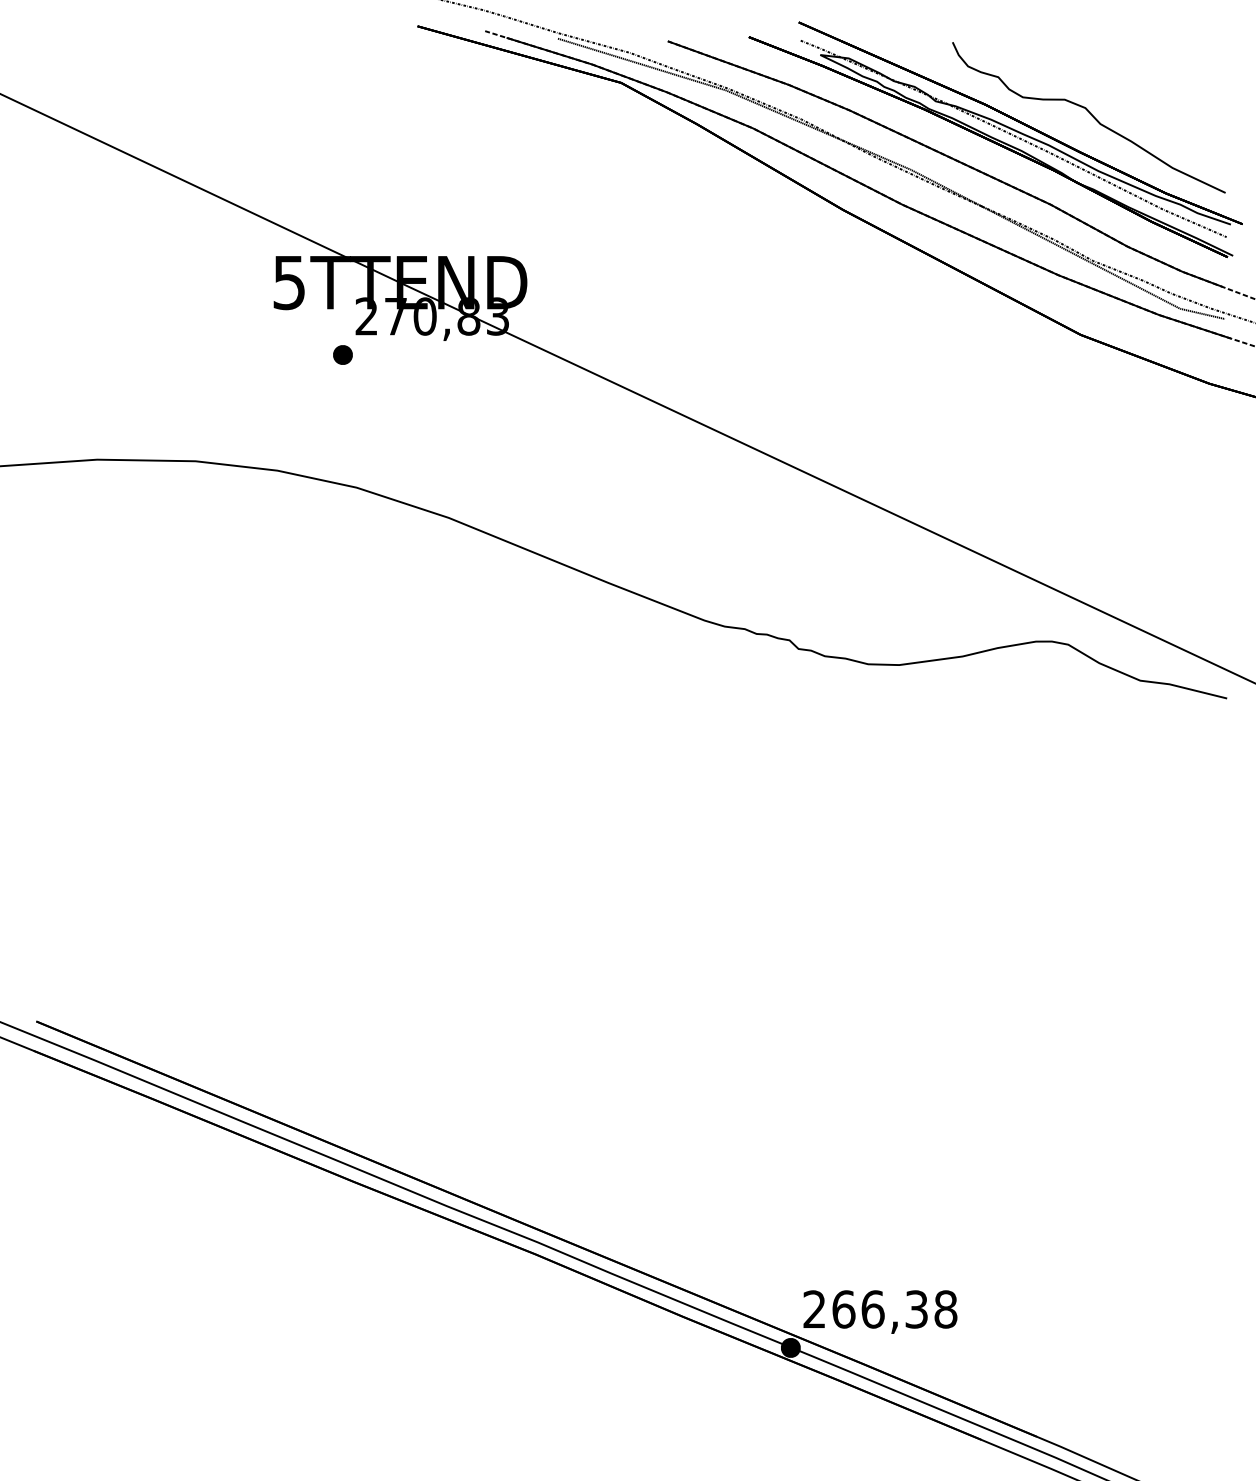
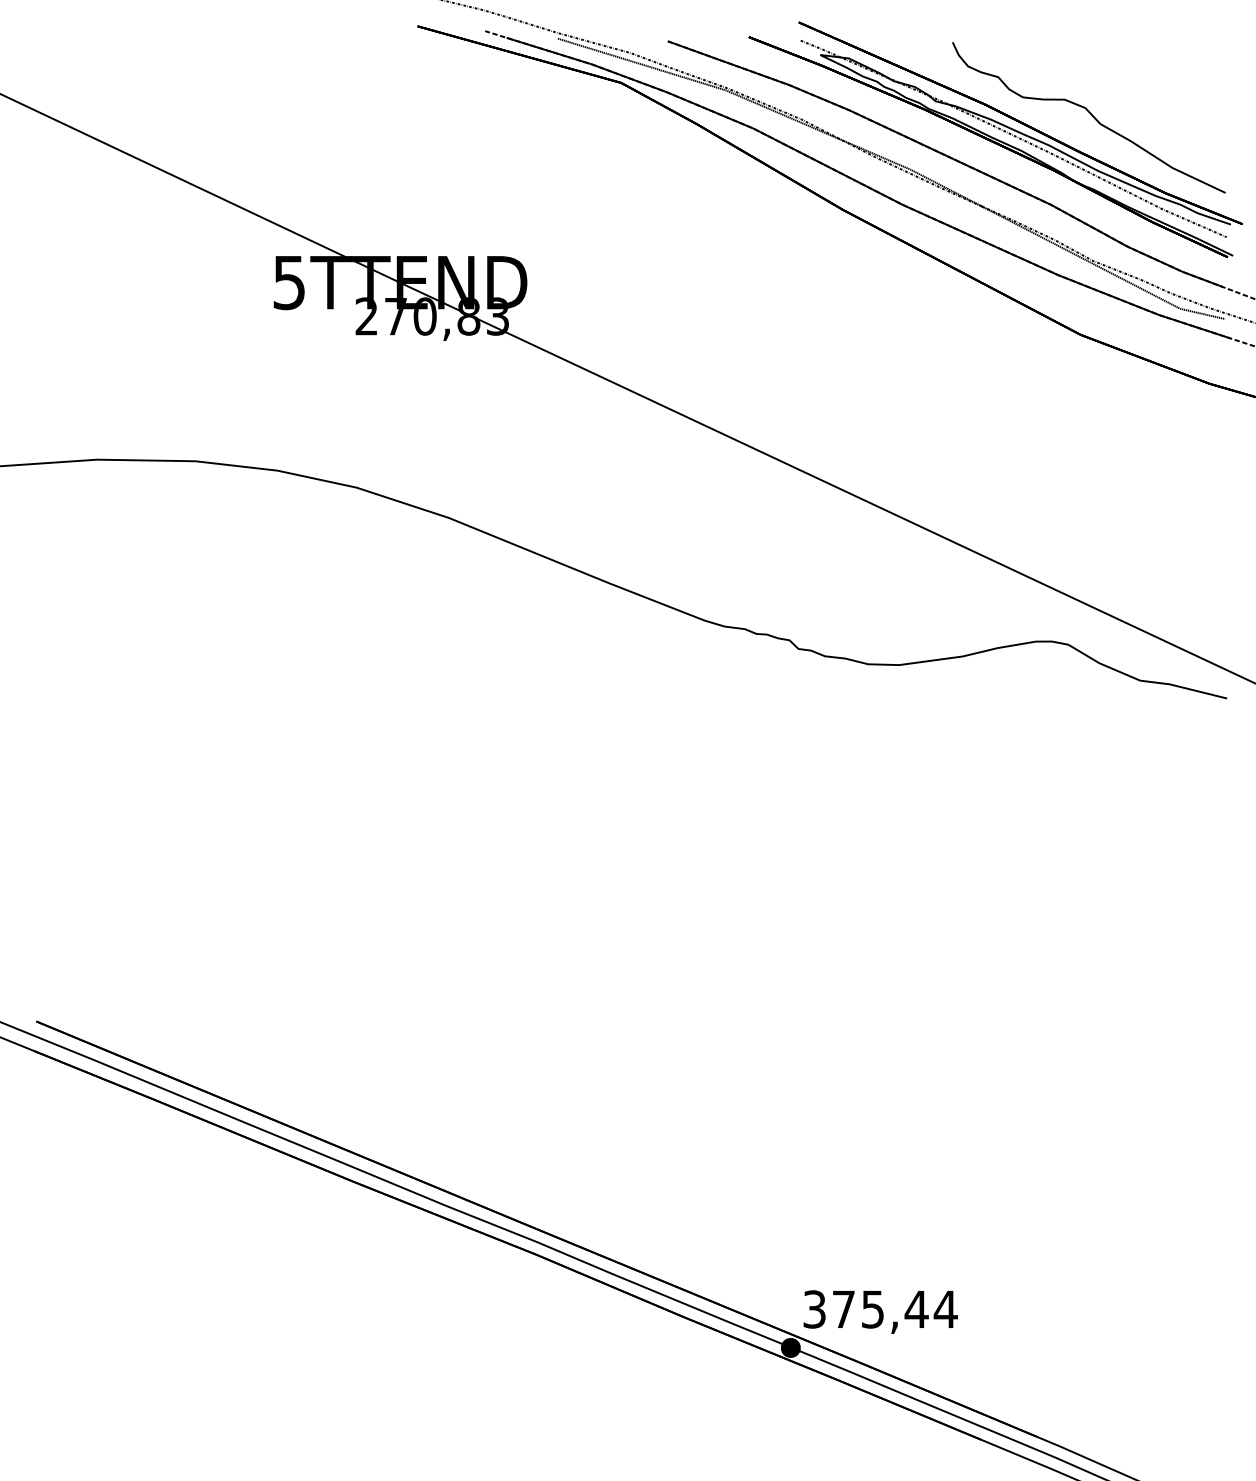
part: present -> none (342, 354)
text: 266,38 -> 375,44 (880, 1309)
